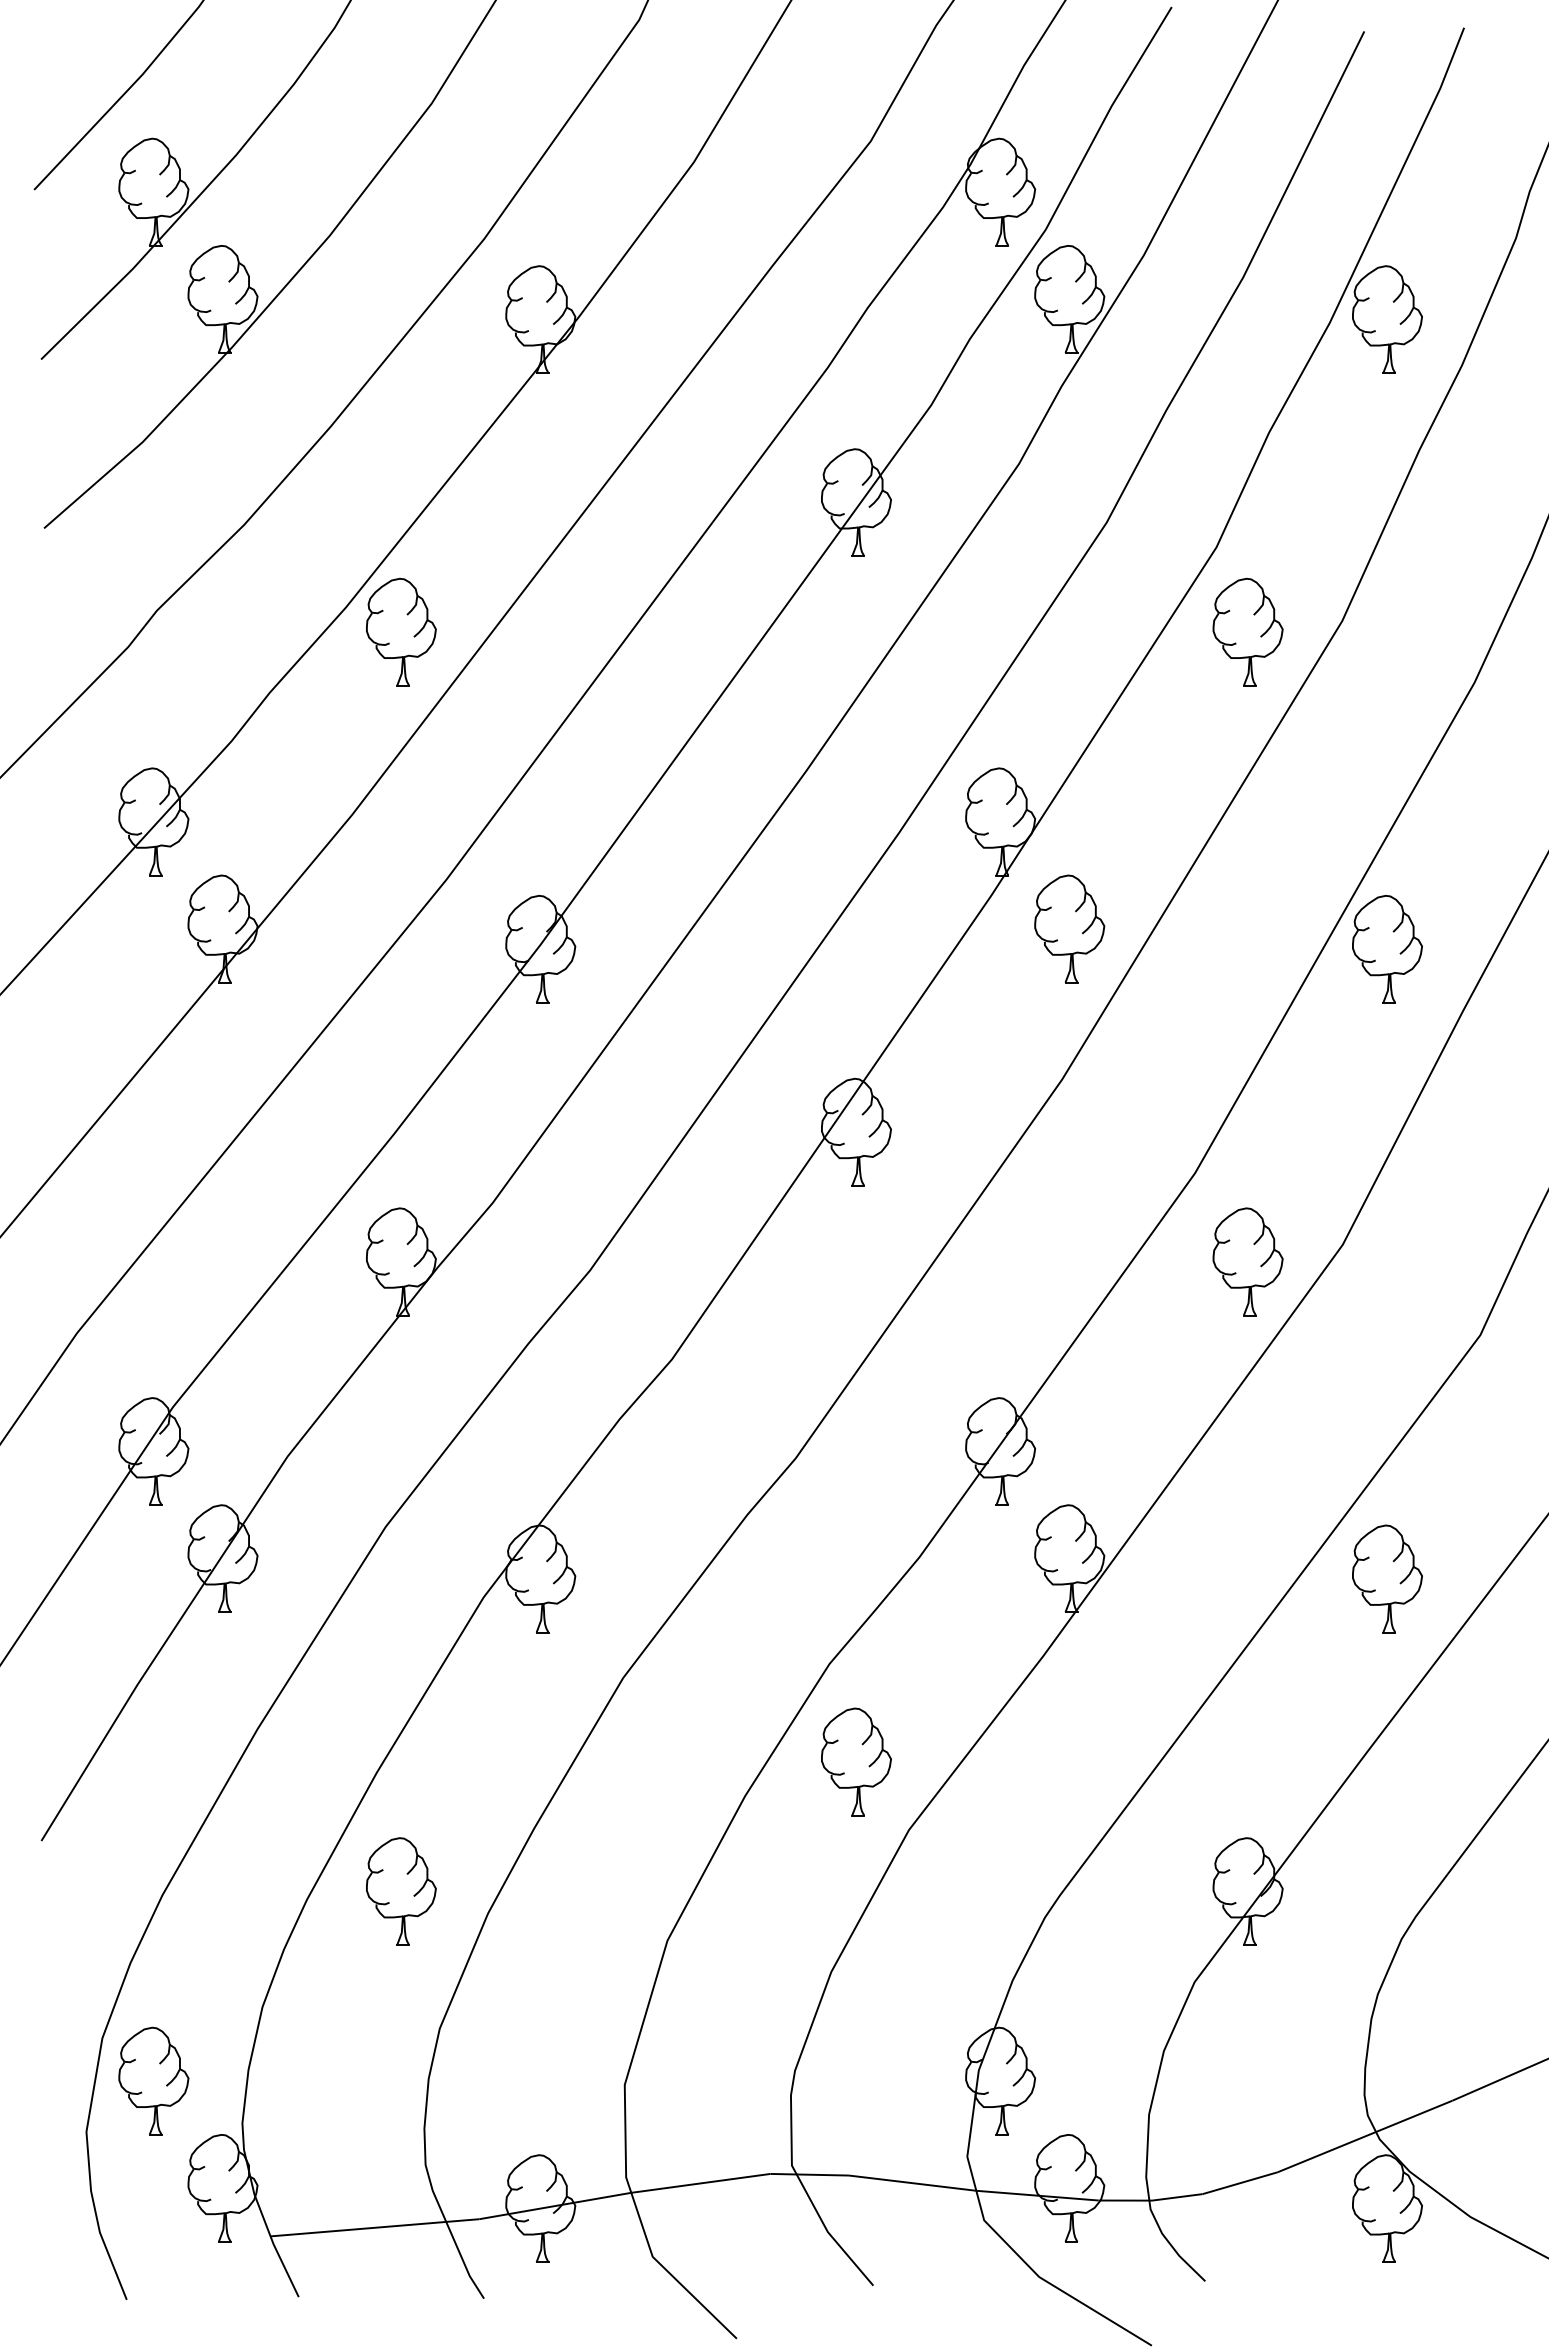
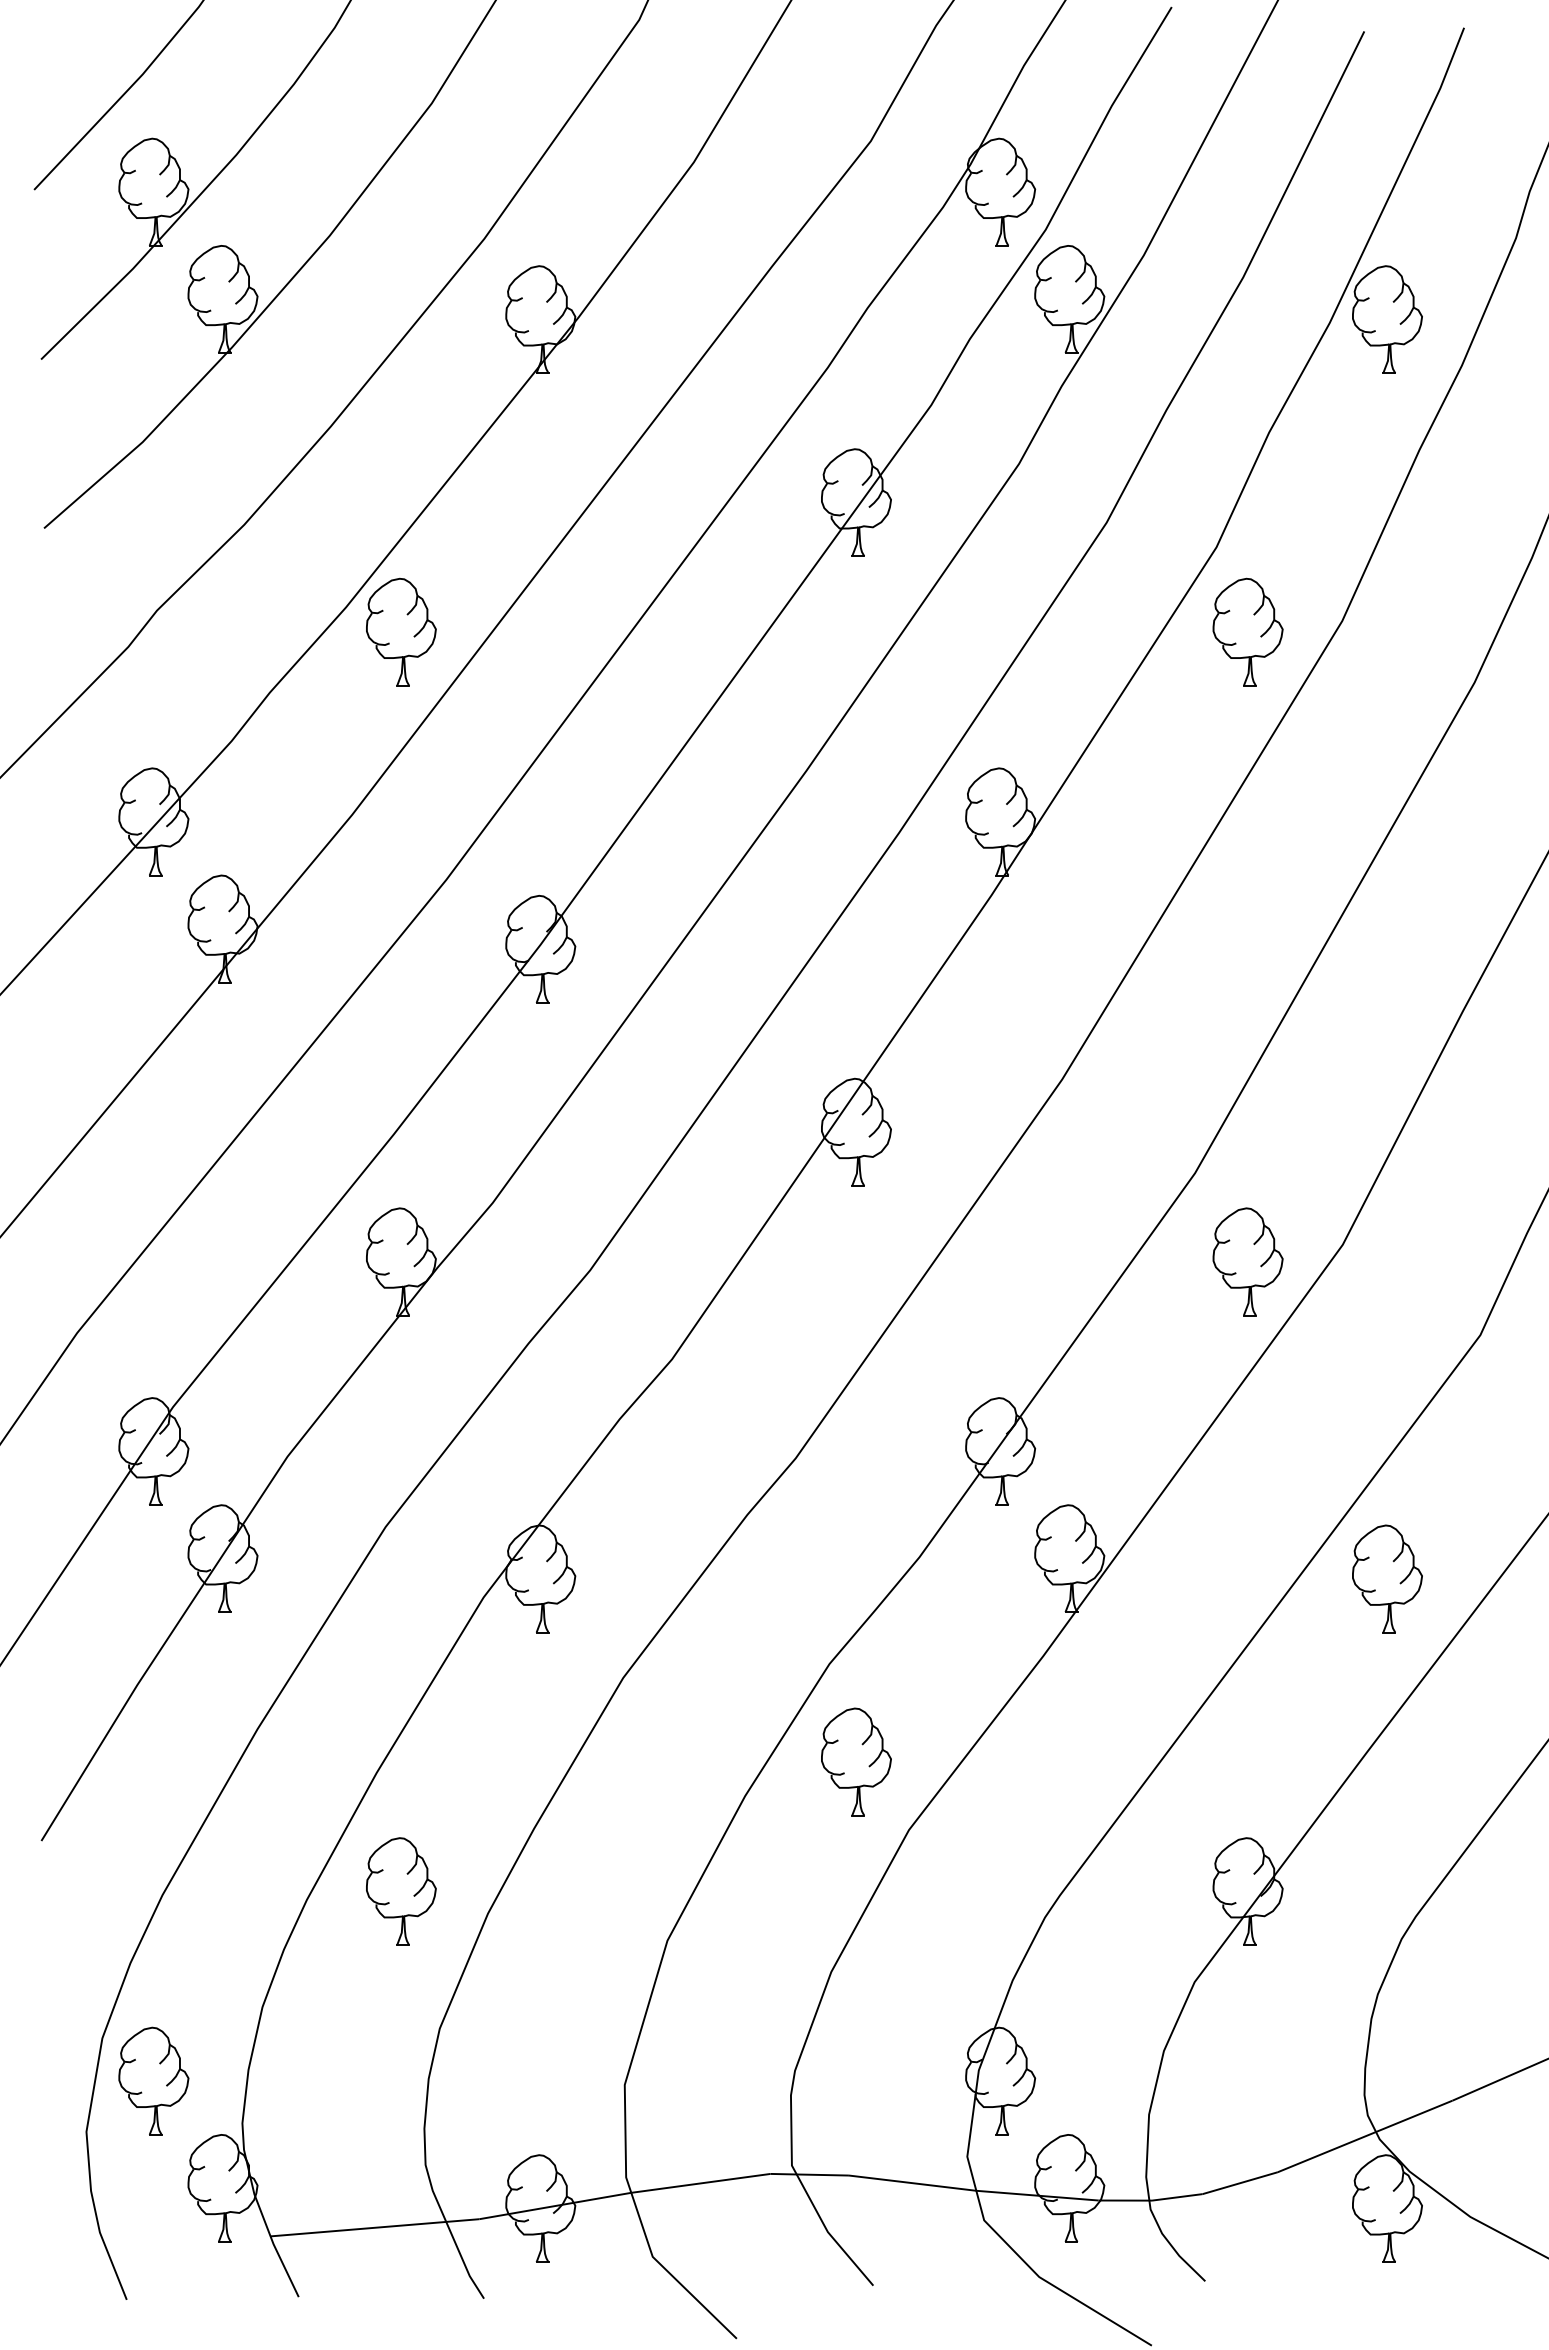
part: present -> none (1069, 928)
part: present -> none (1387, 949)
